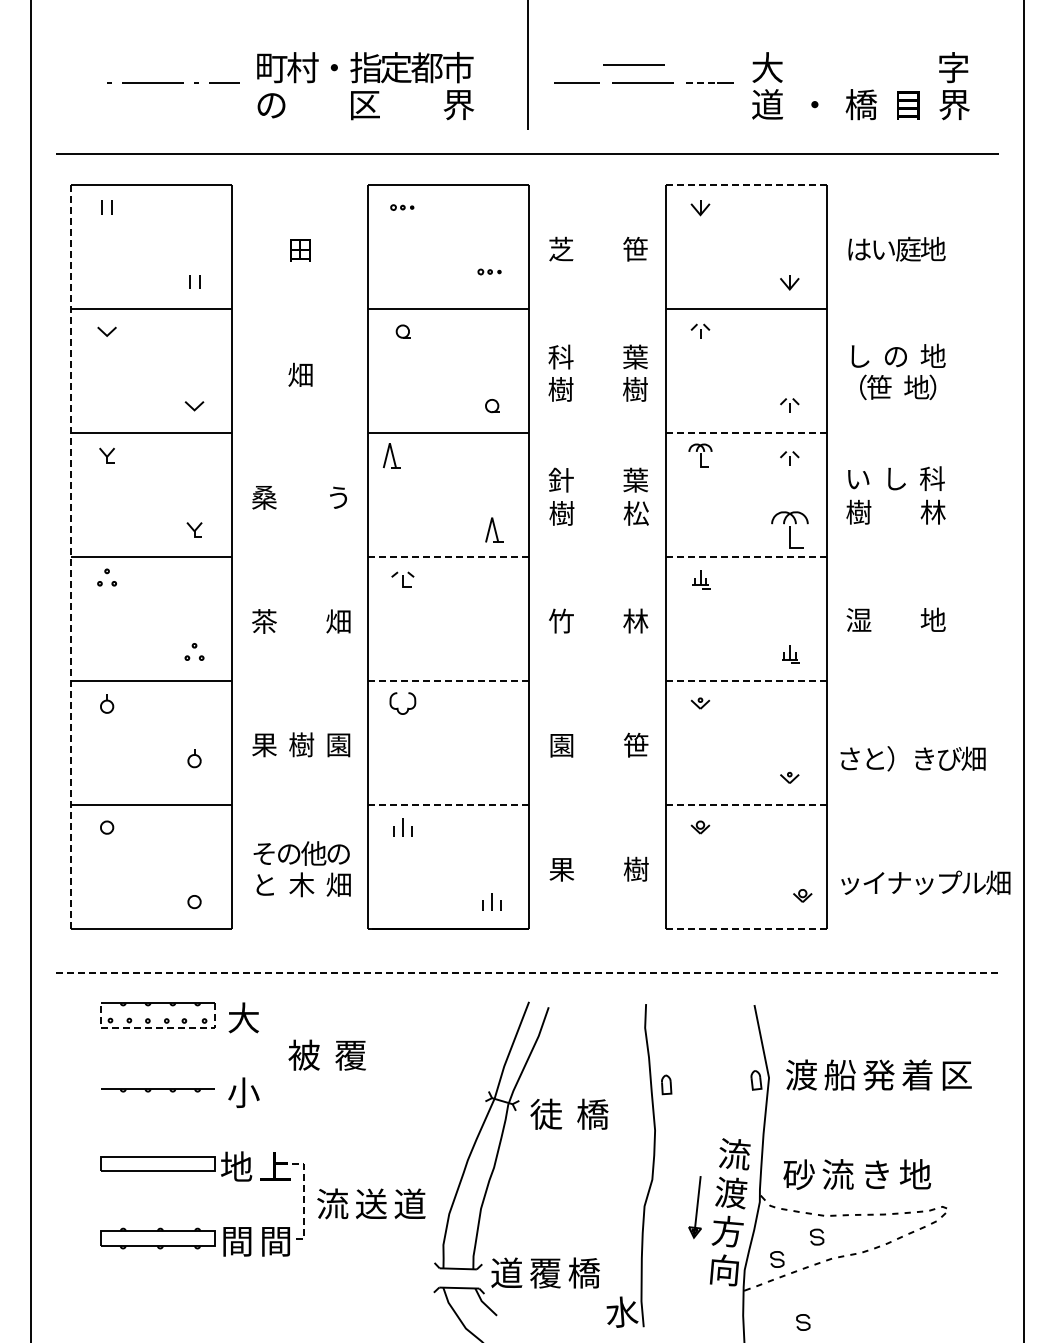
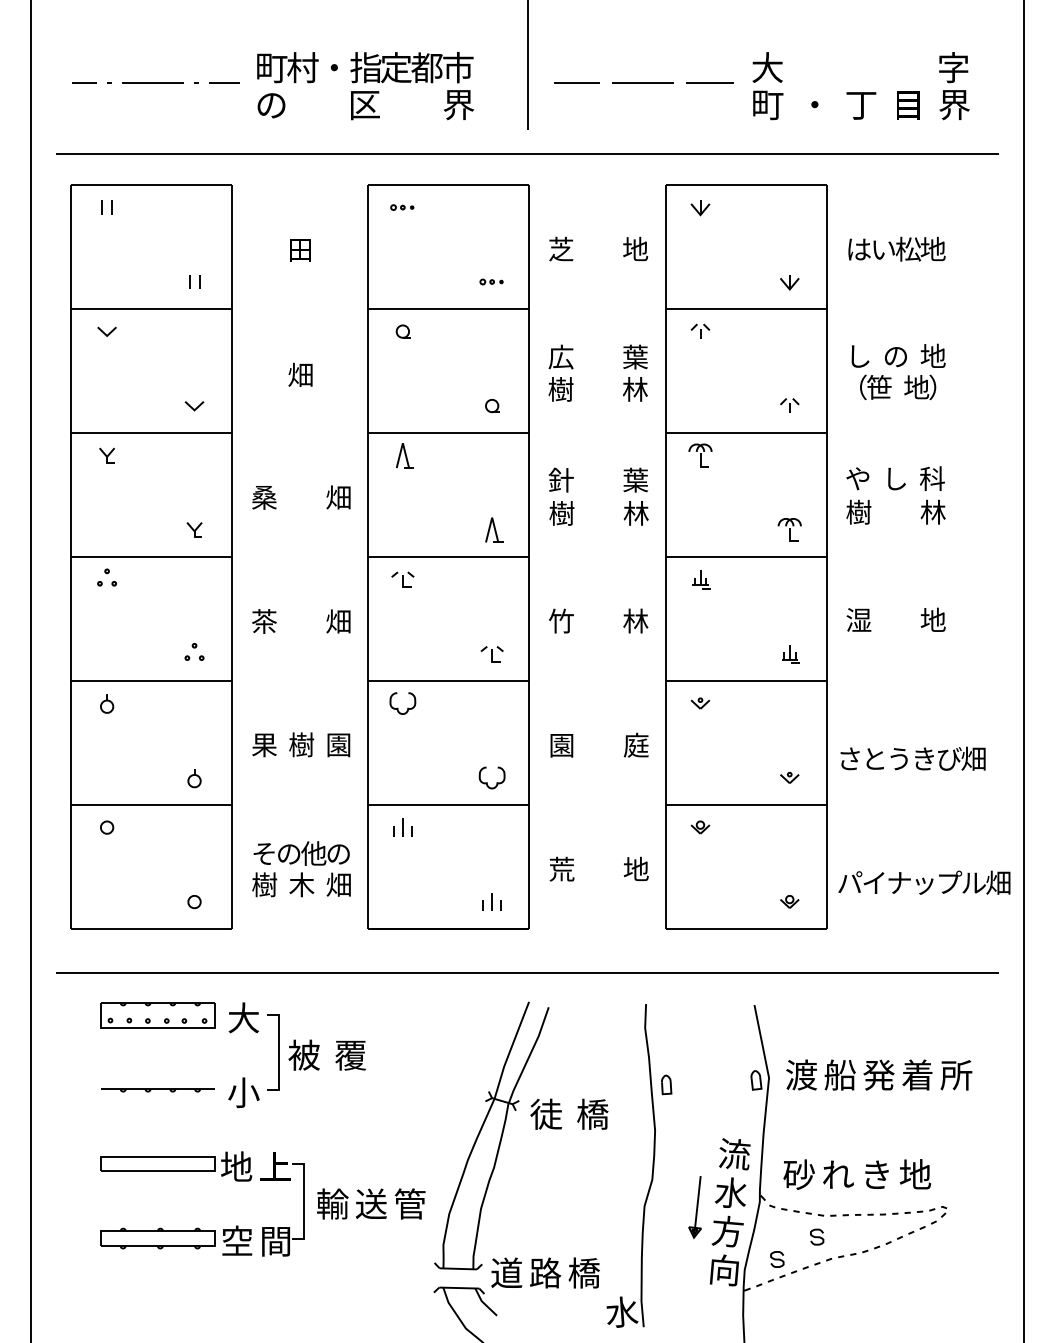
line: present -> none (633, 64)
line: none -> present (84, 82)
line: dashed -> solid (701, 83)
text: 道 -> 町 (767, 104)
text: 橋 -> 丁 (860, 104)
line: dashed -> solid (746, 185)
text: 笹 -> 地 (635, 248)
text: 庭 -> 松 (907, 248)
part position: (489, 271) -> (491, 281) (491, 281)
text: 科 -> 広 (560, 356)
text: 樹 -> 林 (635, 389)
line: dashed -> solid (746, 433)
part position: (391, 455) -> (404, 455) (404, 455)
part: present -> none (789, 458)
text: い -> や (857, 478)
text: う -> 畑 (338, 497)
text: 松 -> 林 (636, 513)
part size: 38x38 px -> 25x24 px (789, 529)
line: dashed -> solid (70, 556)
line: dashed -> solid (448, 557)
line: dashed -> solid (746, 557)
part: none -> present (491, 654)
line: dashed -> solid (448, 681)
line: dashed -> solid (746, 681)
text: 笹 -> 庭 (635, 744)
part position: (194, 758) -> (194, 778) (194, 778)
text: ） -> う (897, 758)
curve: none -> present (487, 782)
line: dashed -> solid (448, 805)
line: dashed -> solid (746, 805)
text: 果 -> 荒 (561, 868)
text: 樹 -> 地 (635, 868)
text: ッ -> パ (850, 882)
text: と -> 樹 (264, 884)
part position: (802, 895) -> (789, 901) (789, 901)
line: dashed -> solid (746, 929)
line: dashed -> solid (527, 972)
line: dashed -> solid (157, 1027)
line: none -> present (278, 1052)
text: 区 -> 所 (956, 1075)
text: 流 -> れ (837, 1174)
text: 渡 -> 水 (730, 1192)
line: dashed -> solid (304, 1201)
text: 流 -> 輸 (332, 1203)
text: 道 -> 管 (409, 1203)
text: 間 -> 空 (237, 1240)
text: 覆 -> 路 (545, 1272)
curve: present -> none (803, 1322)
